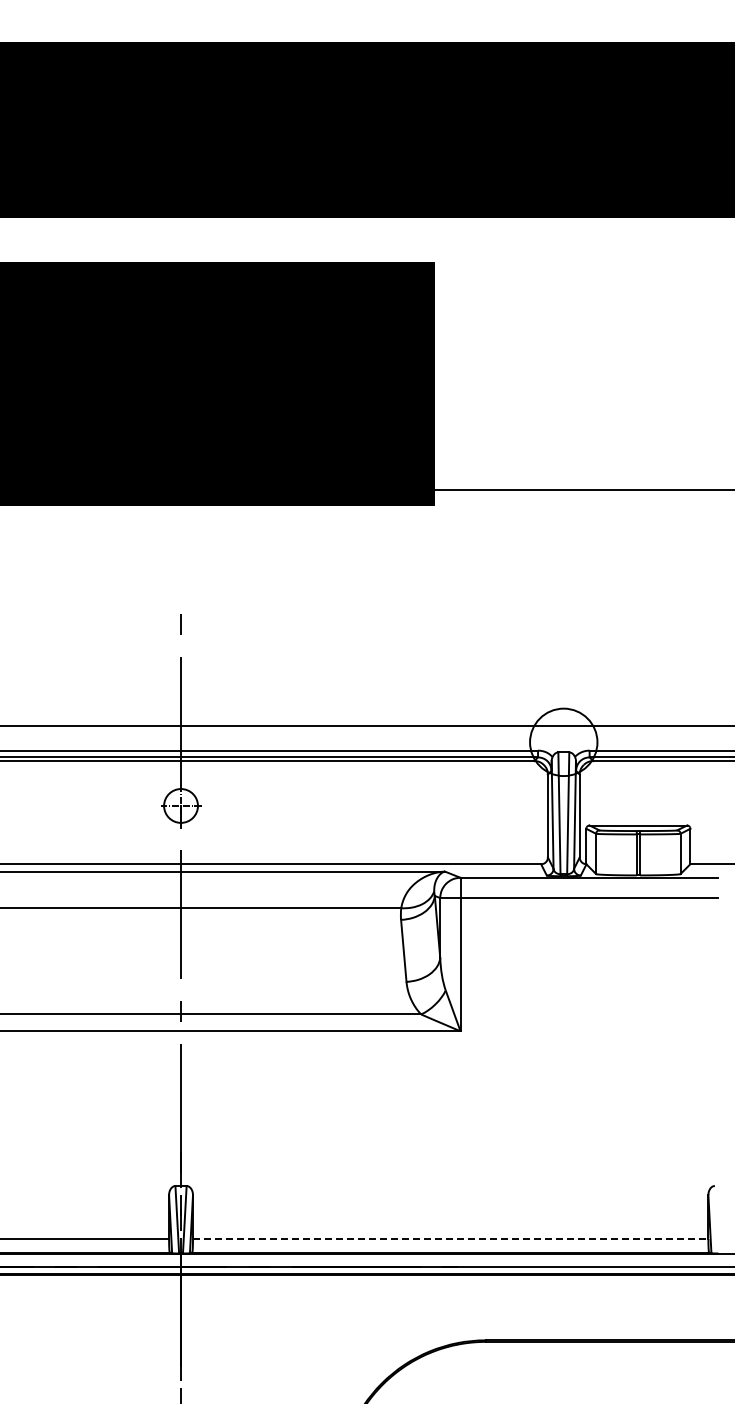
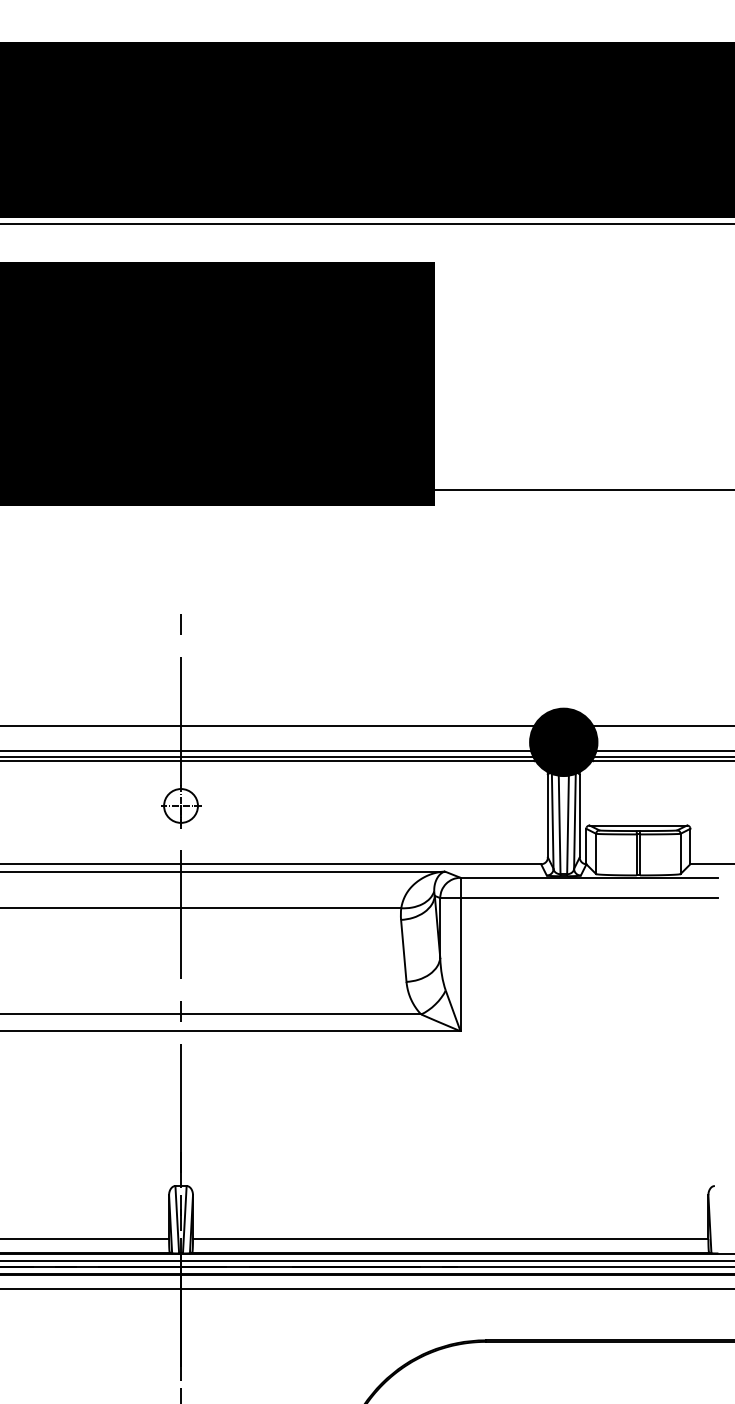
line: none -> present (366, 223)
fill: none -> present (563, 742)
line: dashed -> solid (450, 1239)
line: none -> present (366, 1260)
line: none -> present (366, 1288)
